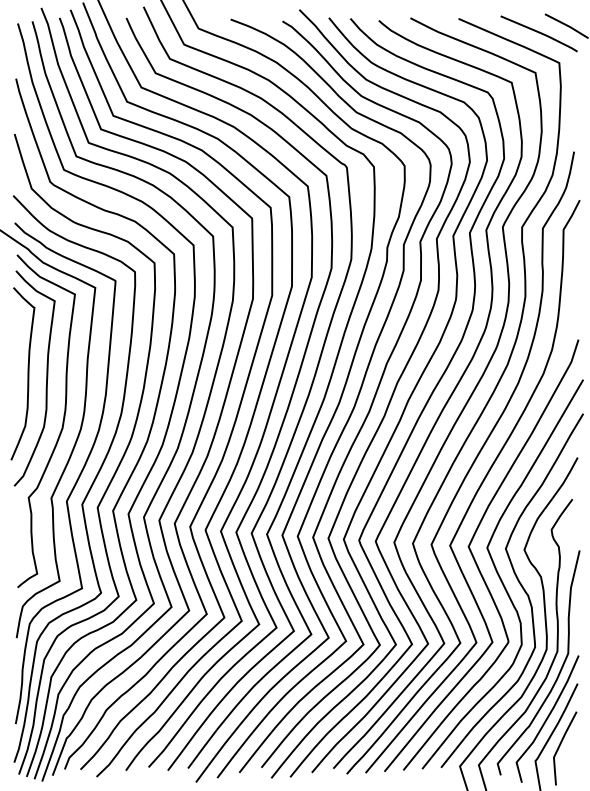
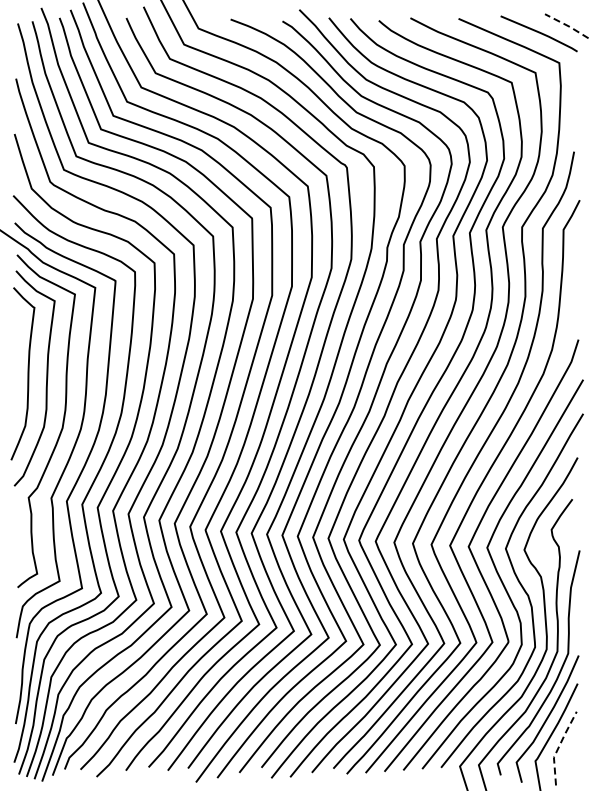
line: solid -> dashed (567, 25)
line: solid -> dashed (558, 746)
